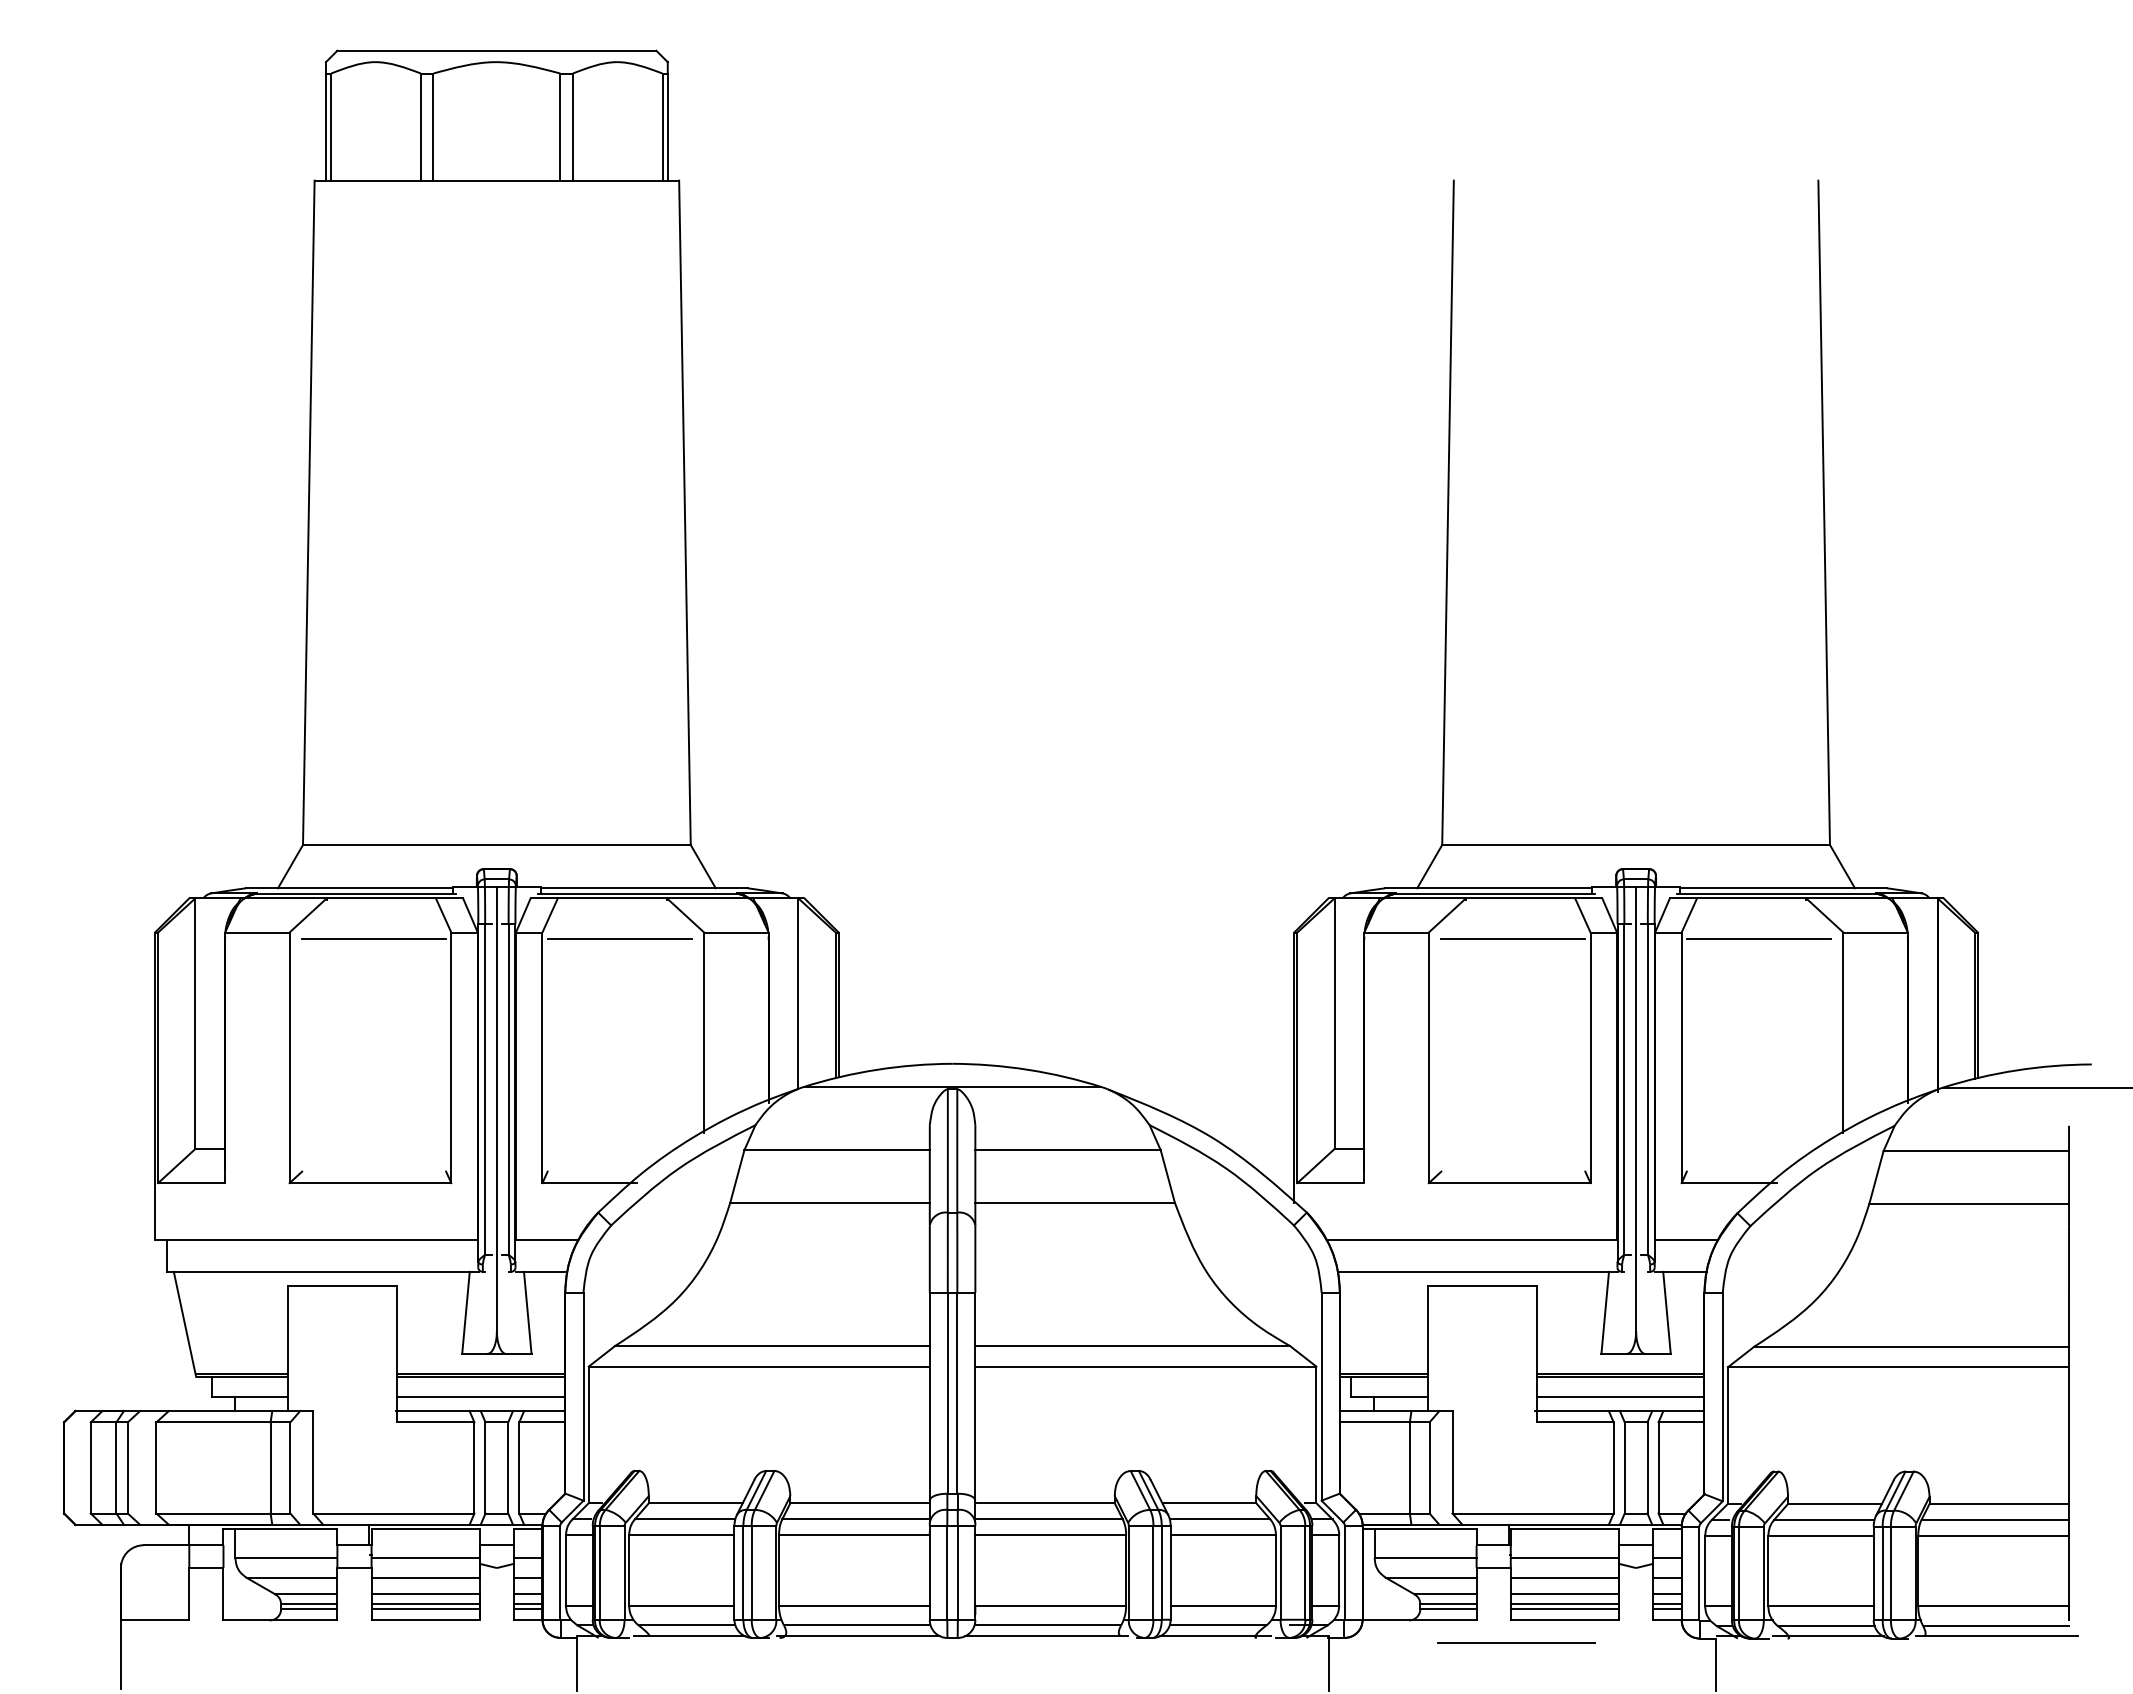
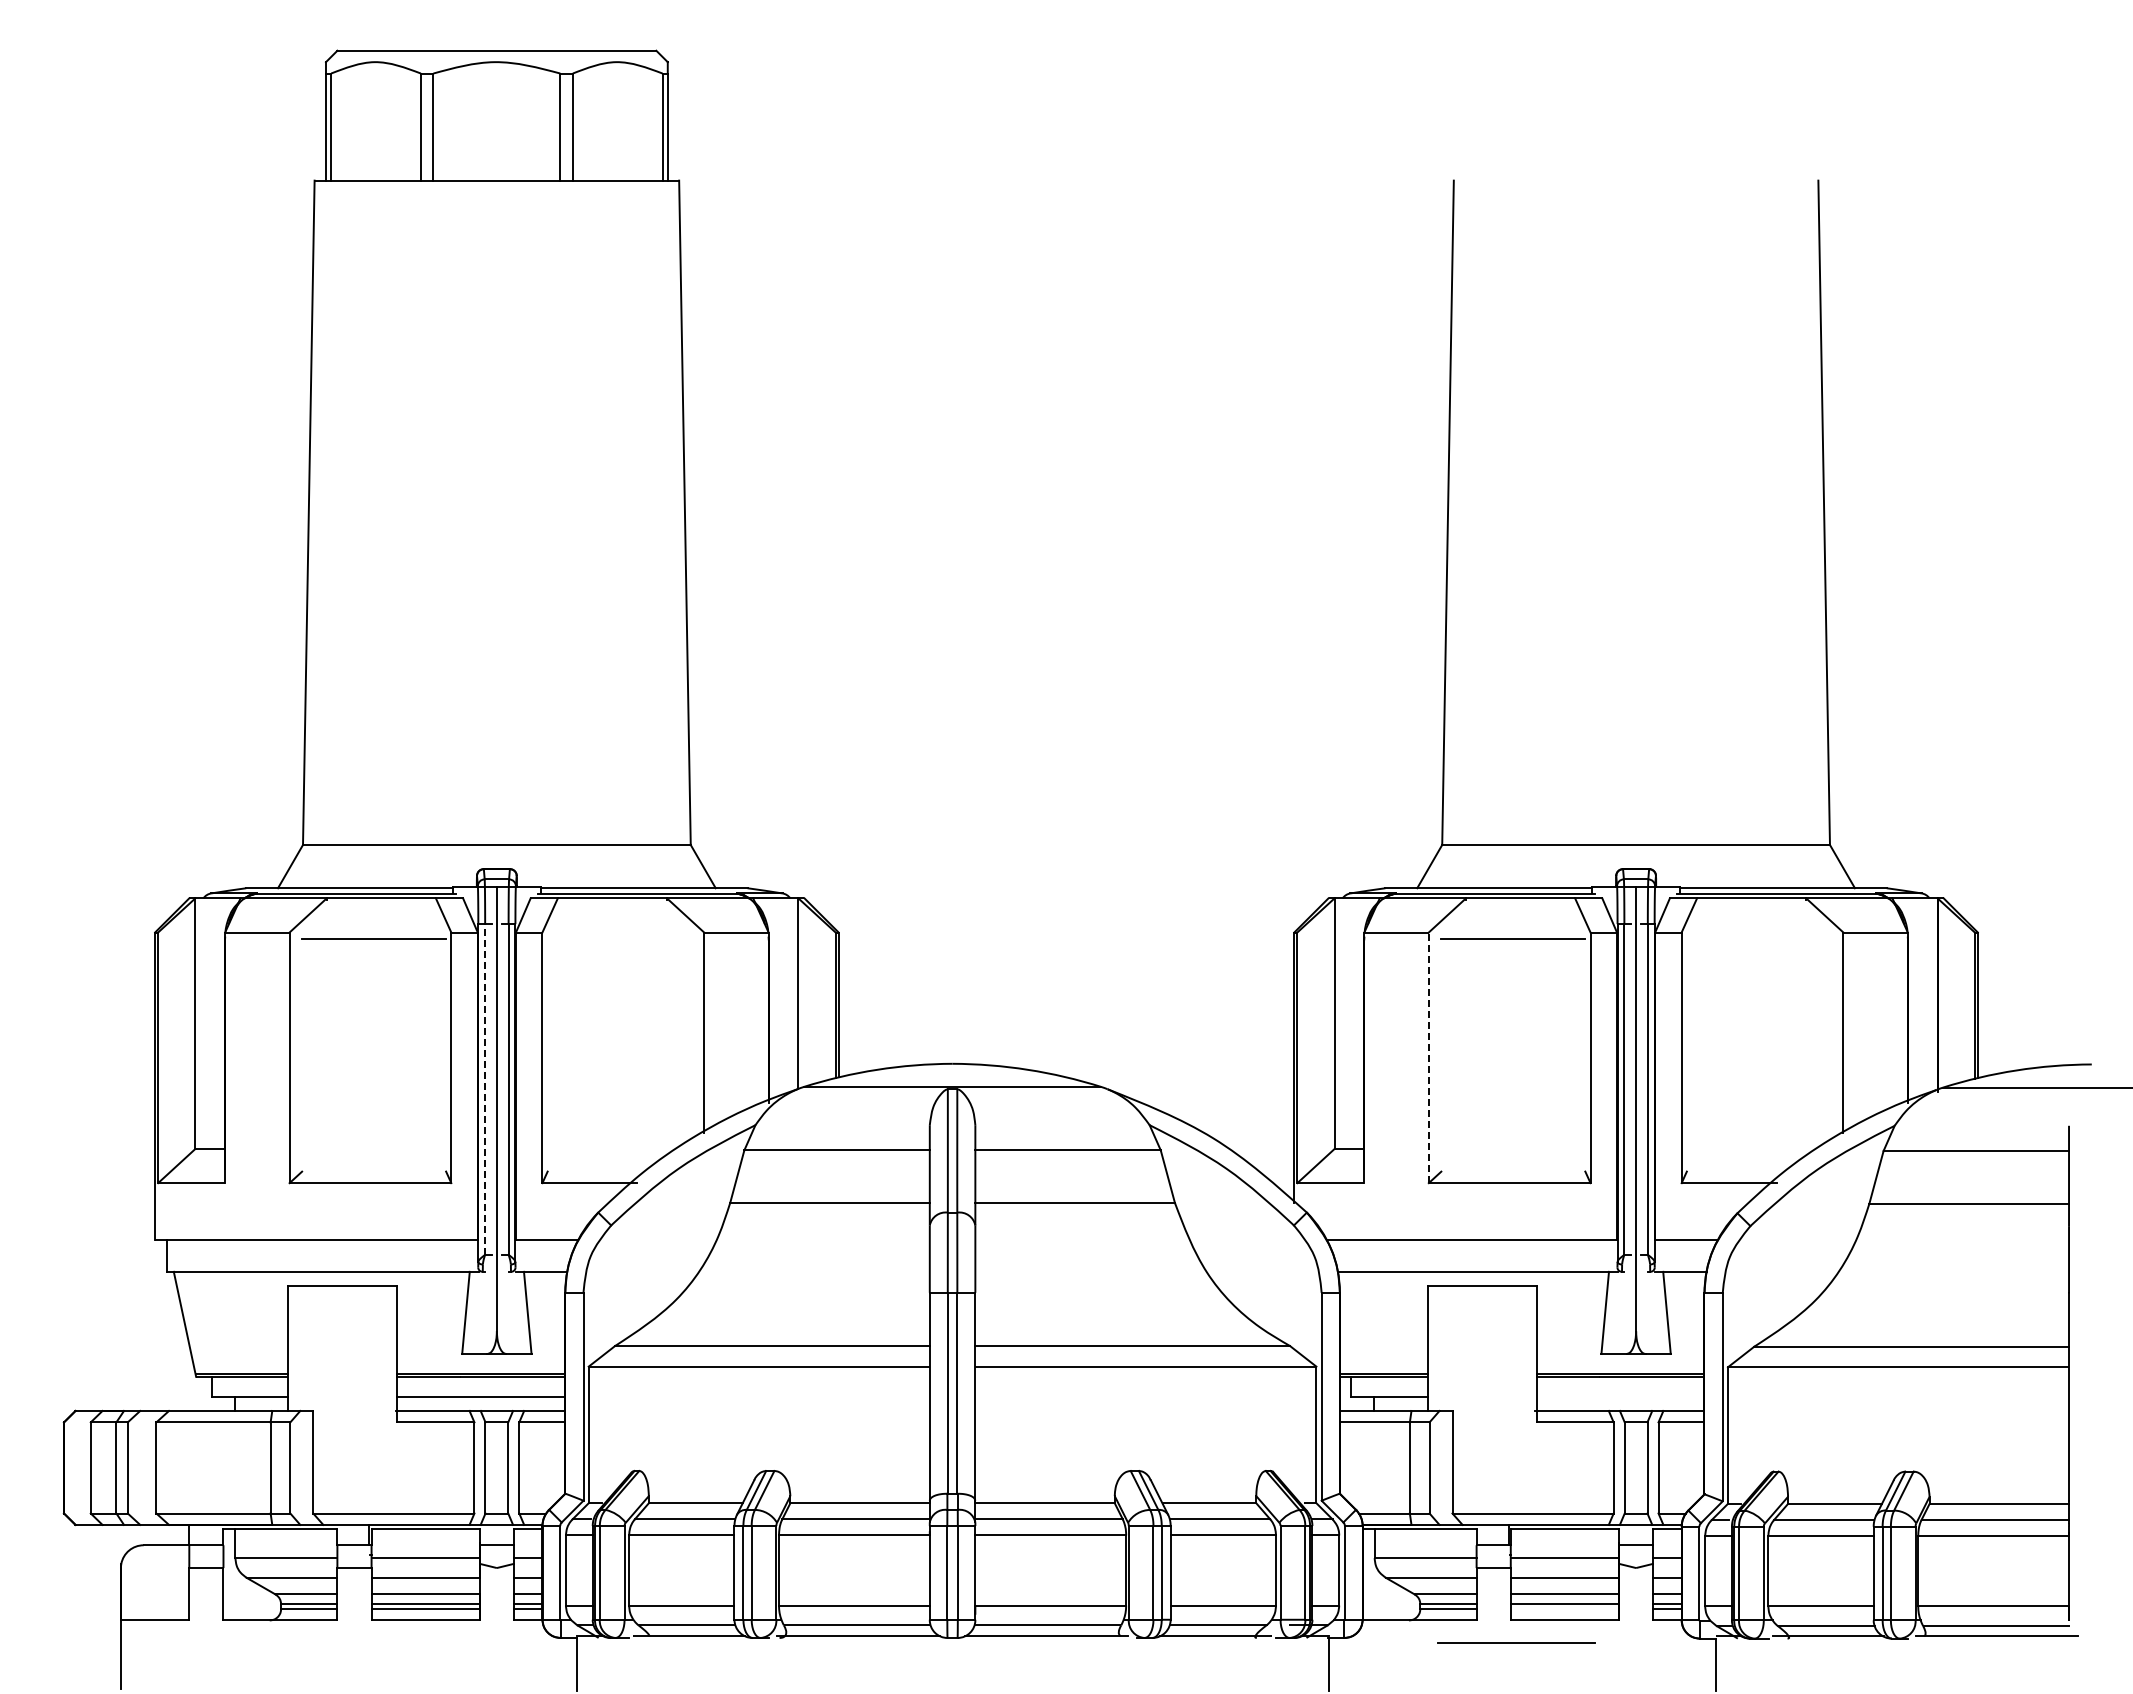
line: present -> none (619, 939)
line: present -> none (1758, 939)
line: solid -> dashed (1428, 1057)
line: solid -> dashed (485, 1088)
line: present -> none (1620, 1397)
line: present -> none (1564, 1609)
